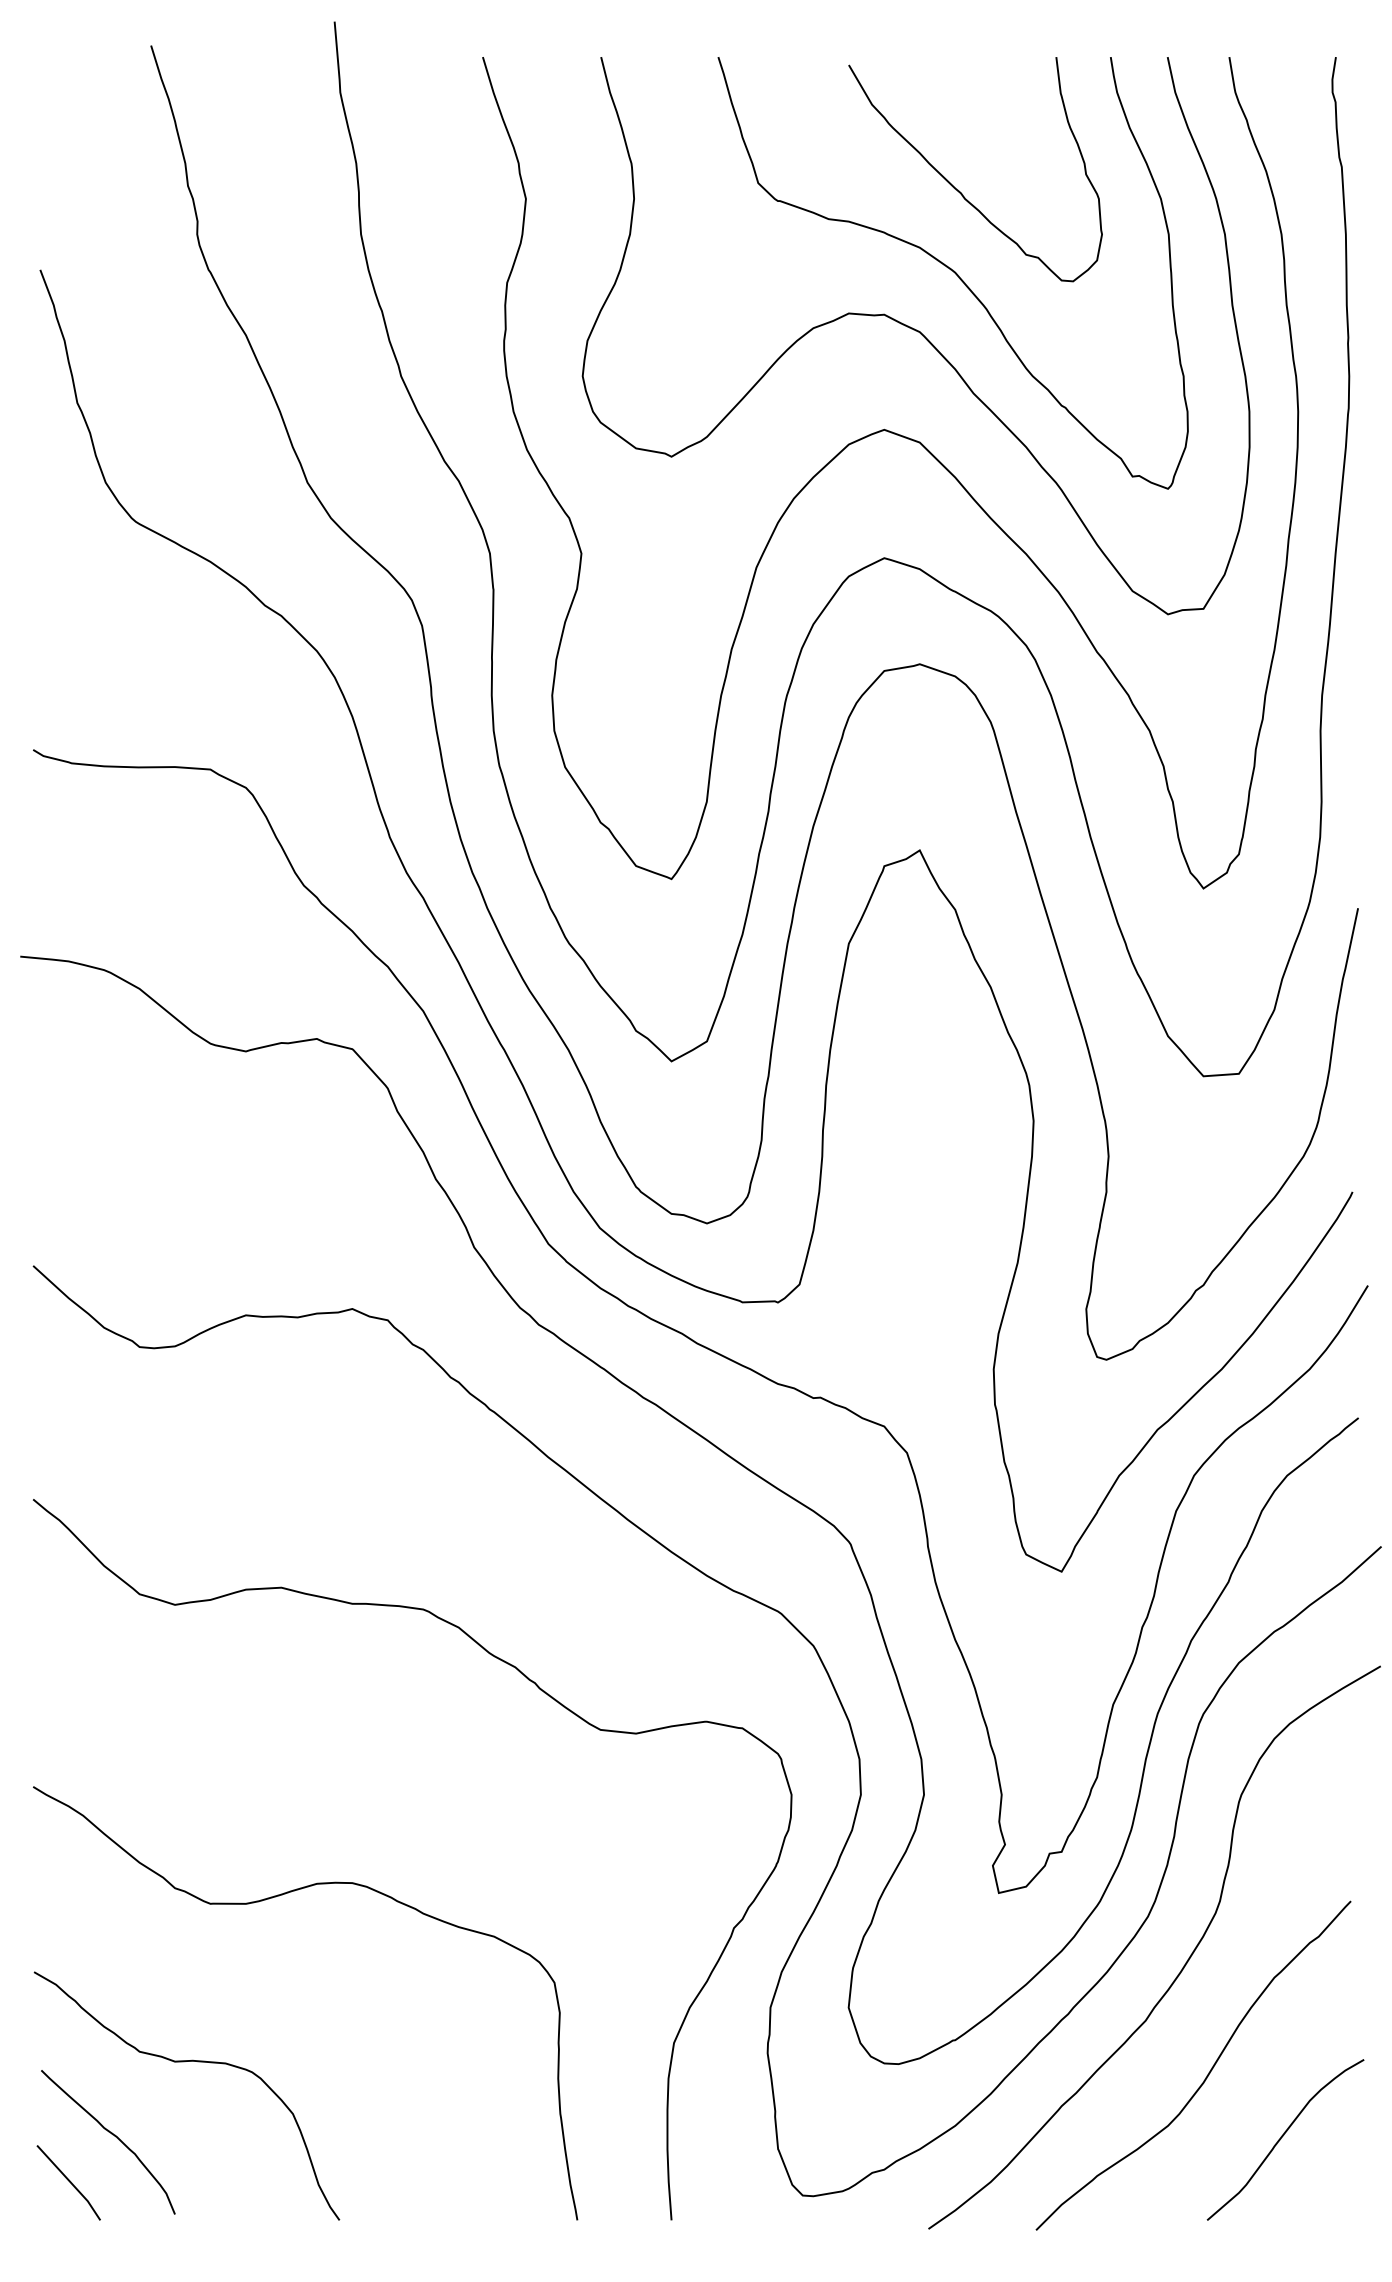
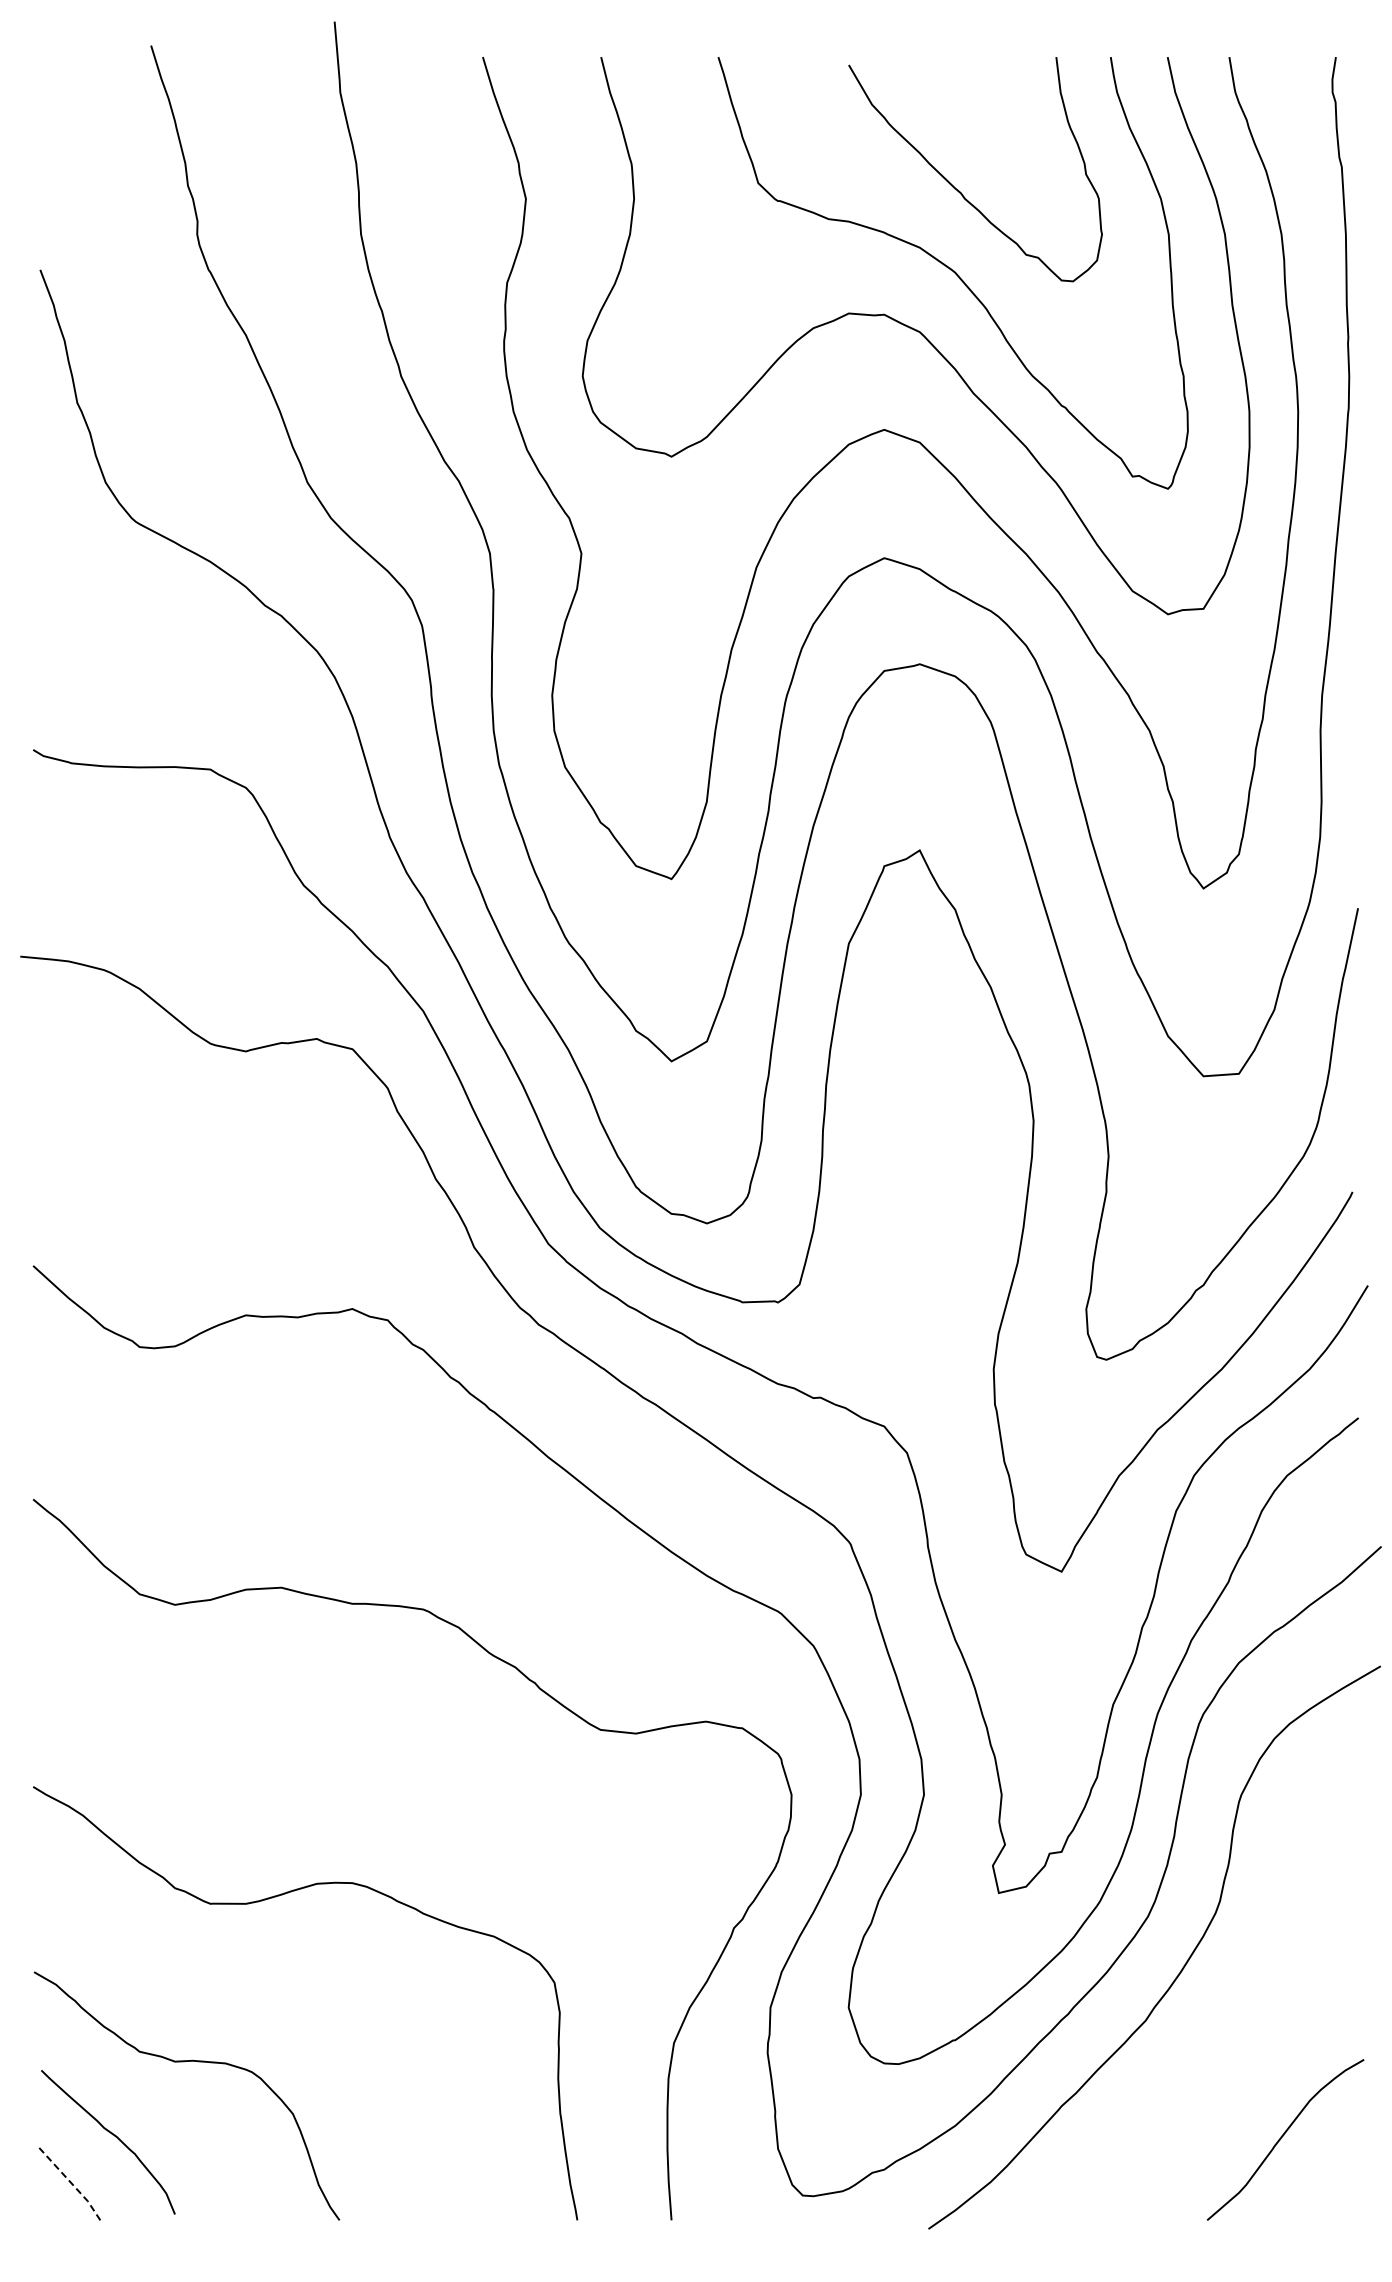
curve: present -> none (1206, 2075)
line: solid -> dashed (70, 2182)
